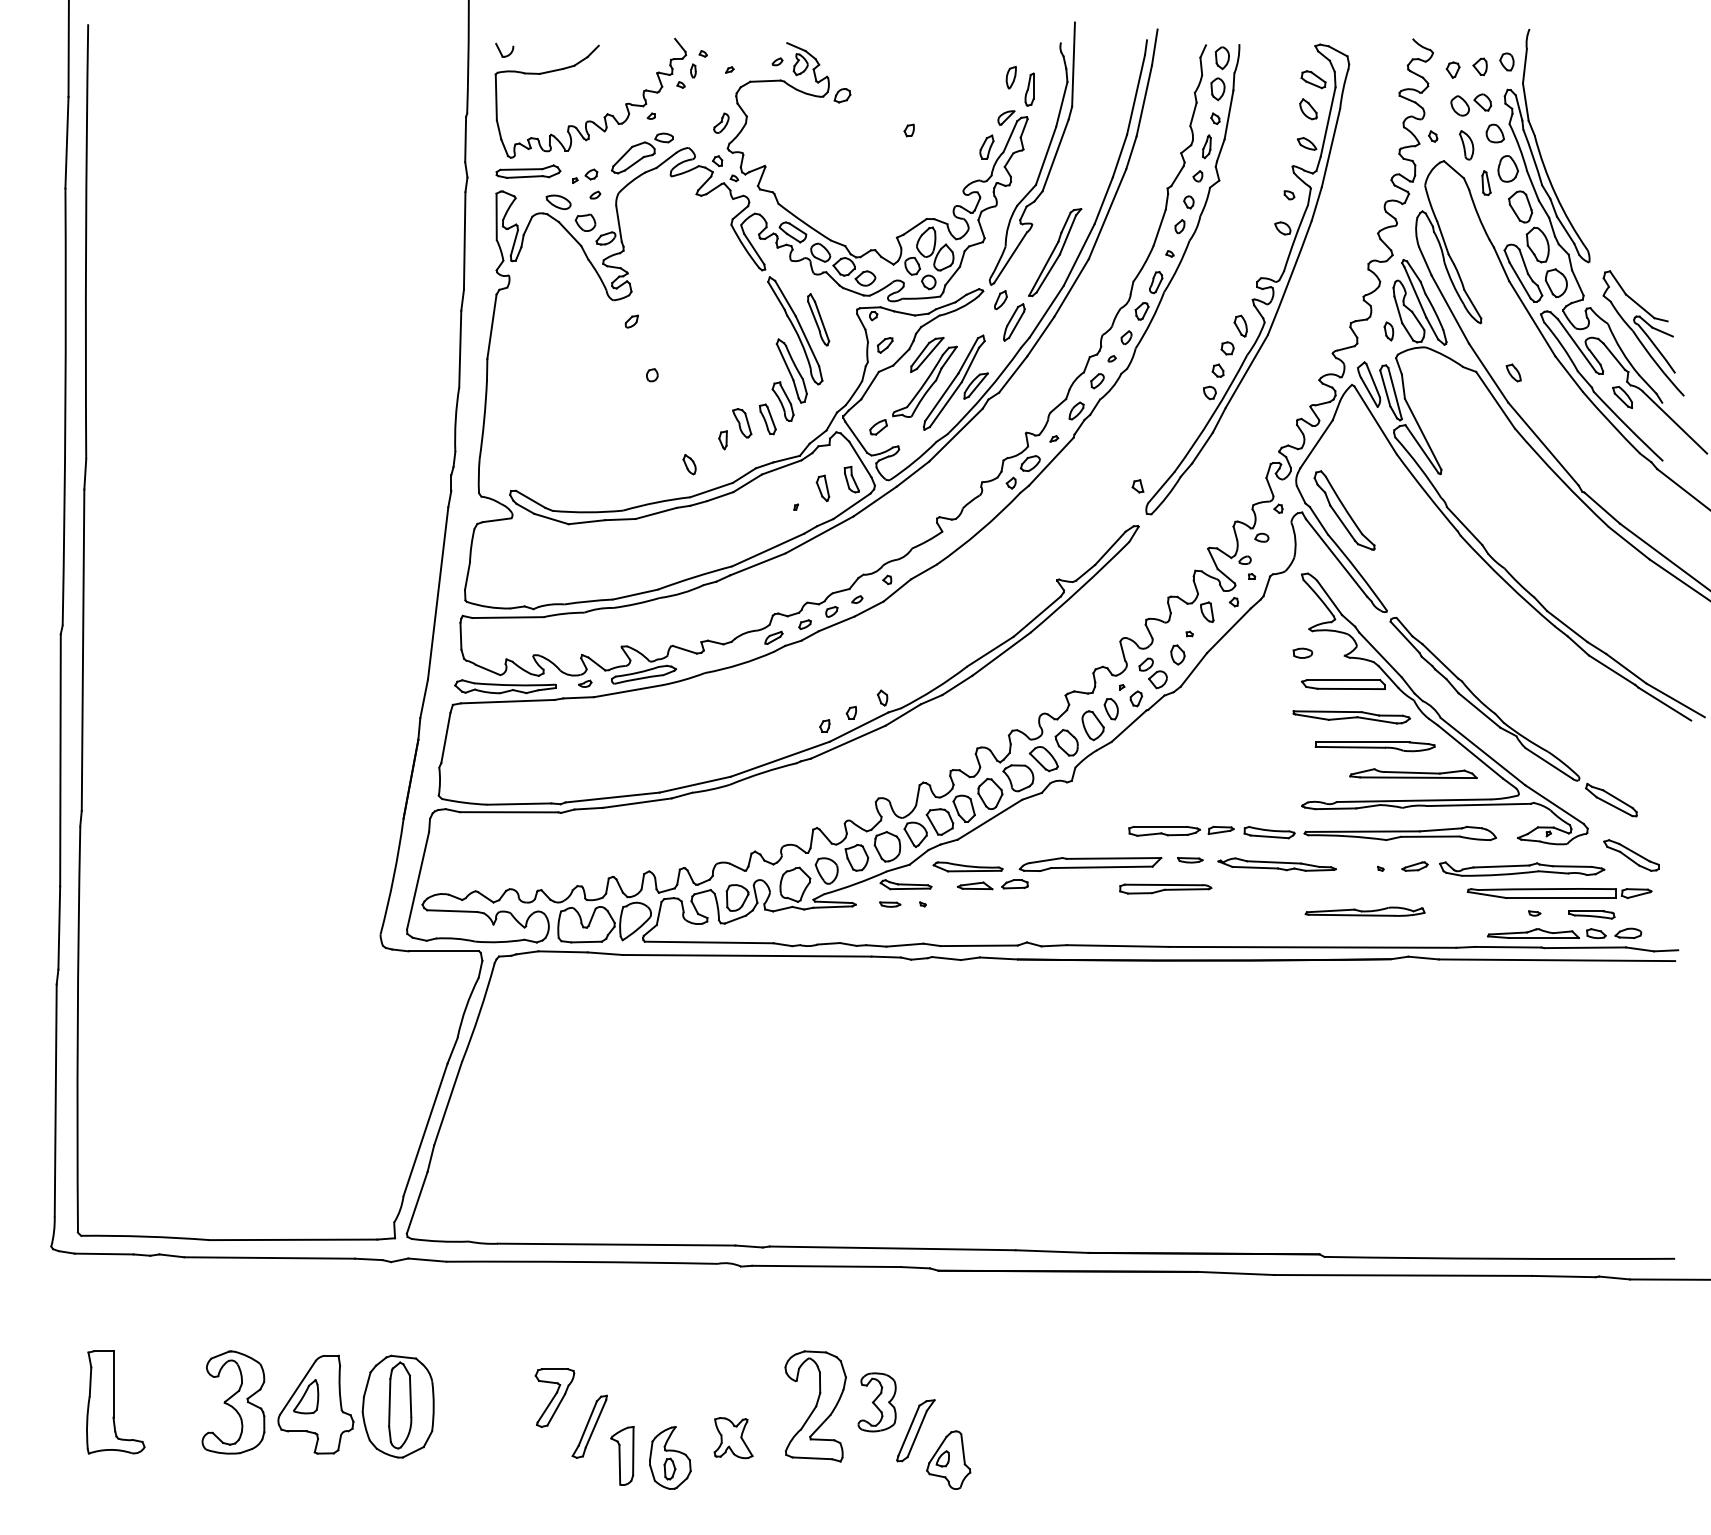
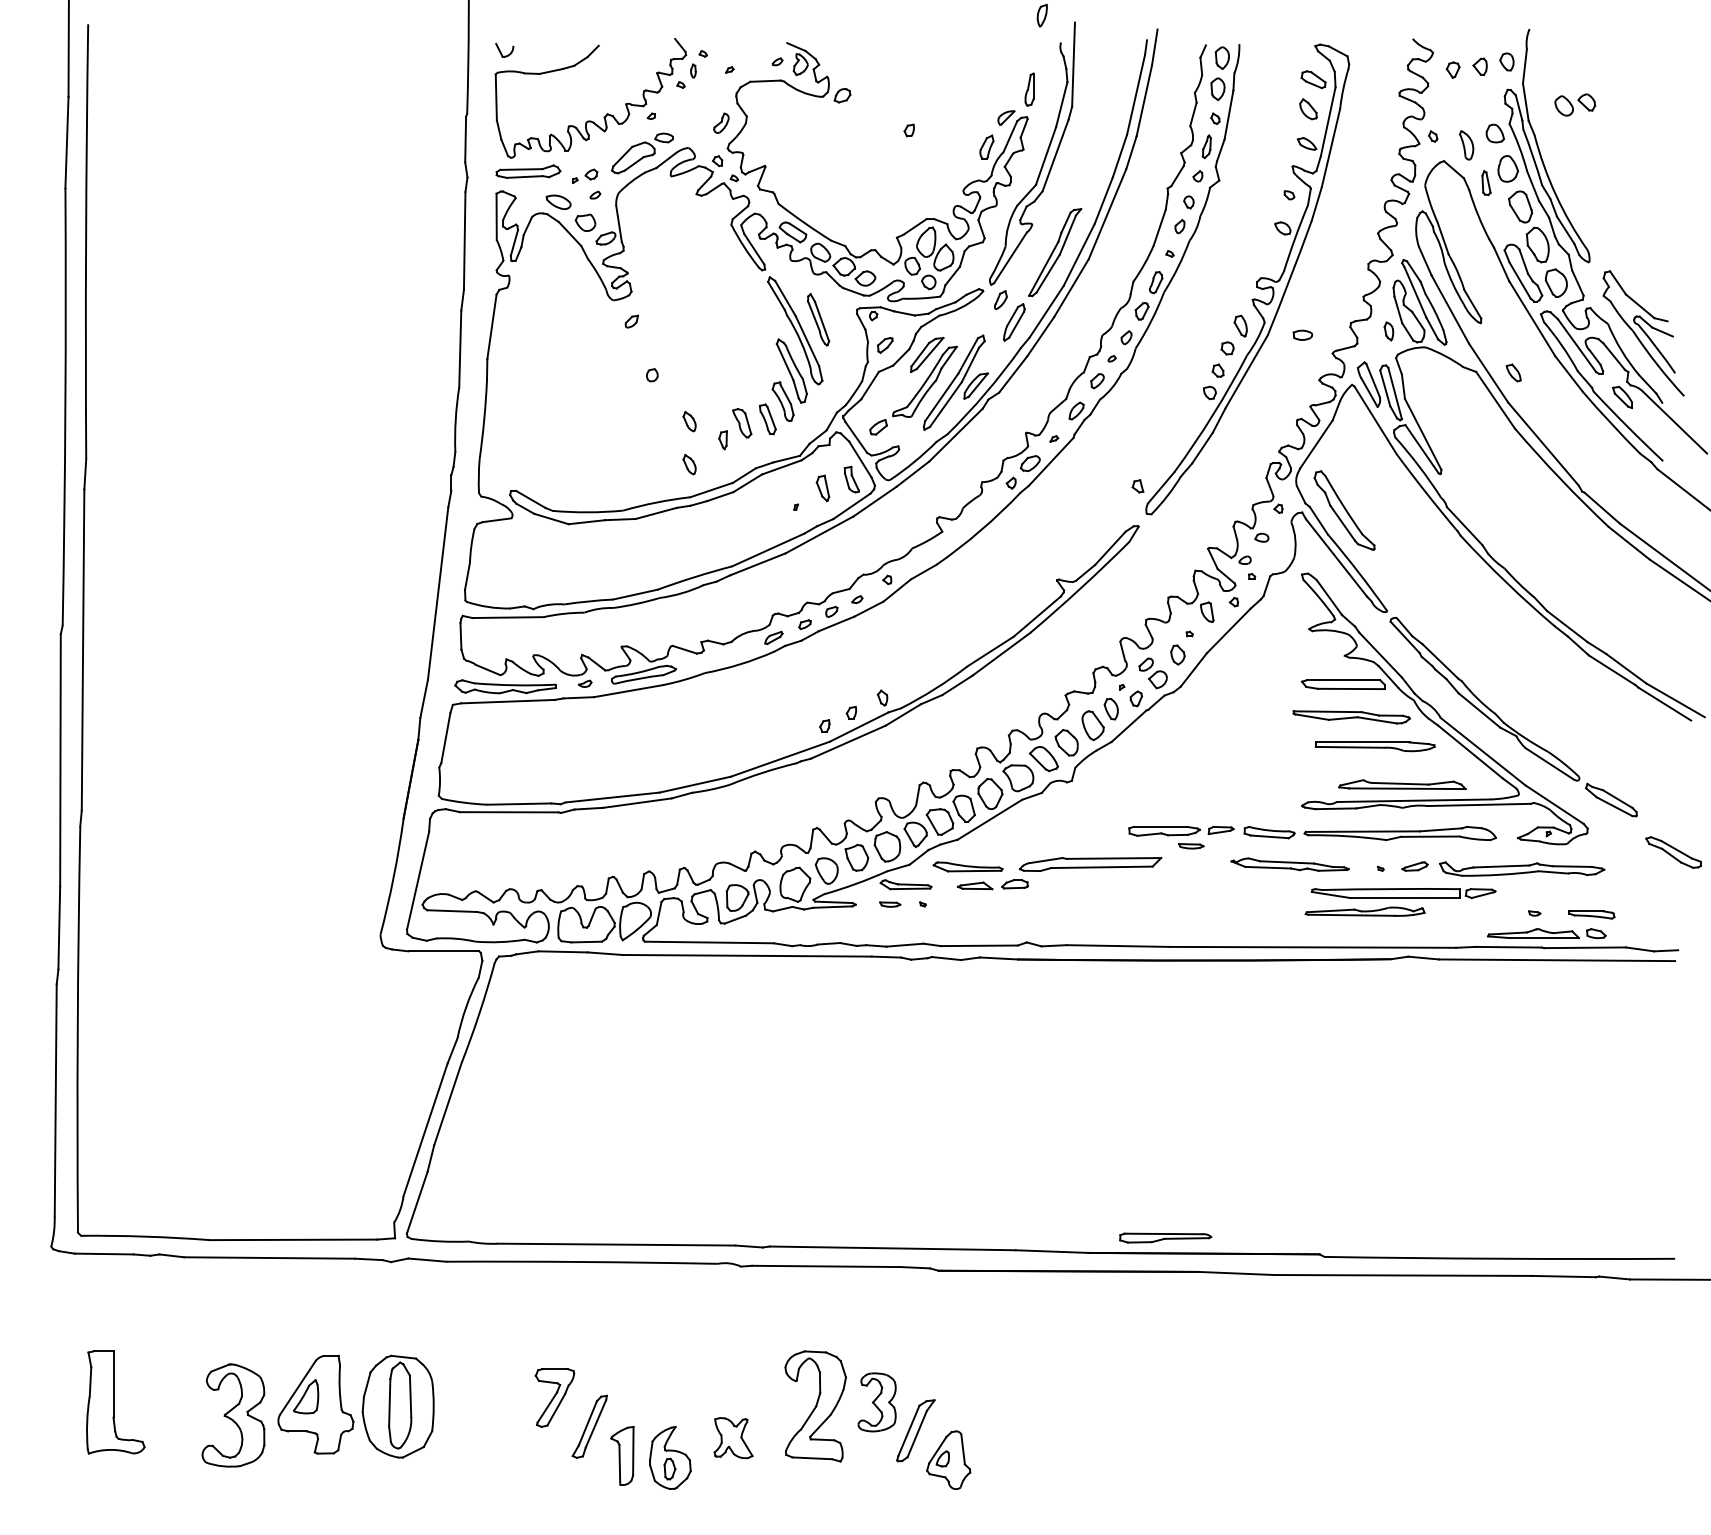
part position: (1010, 77) -> (1041, 15) (1041, 15)
part position: (1471, 104) -> (1575, 104) (1575, 104)
part: none -> present (689, 421)
part position: (1302, 652) -> (1302, 334) (1302, 334)
part position: (1413, 773) -> (1402, 784) (1402, 784)
part position: (1631, 855) -> (1673, 852) (1673, 852)
part position: (1190, 860) -> (1191, 846) (1191, 846)
part position: (1276, 864) -> (1289, 864) (1289, 864)
part position: (1165, 888) -> (1165, 1237) (1165, 1237)
part position: (1559, 893) -> (1403, 893) (1403, 893)
part: present -> none (1628, 932)
part position: (233, 1402) -> (233, 1415) (233, 1415)
